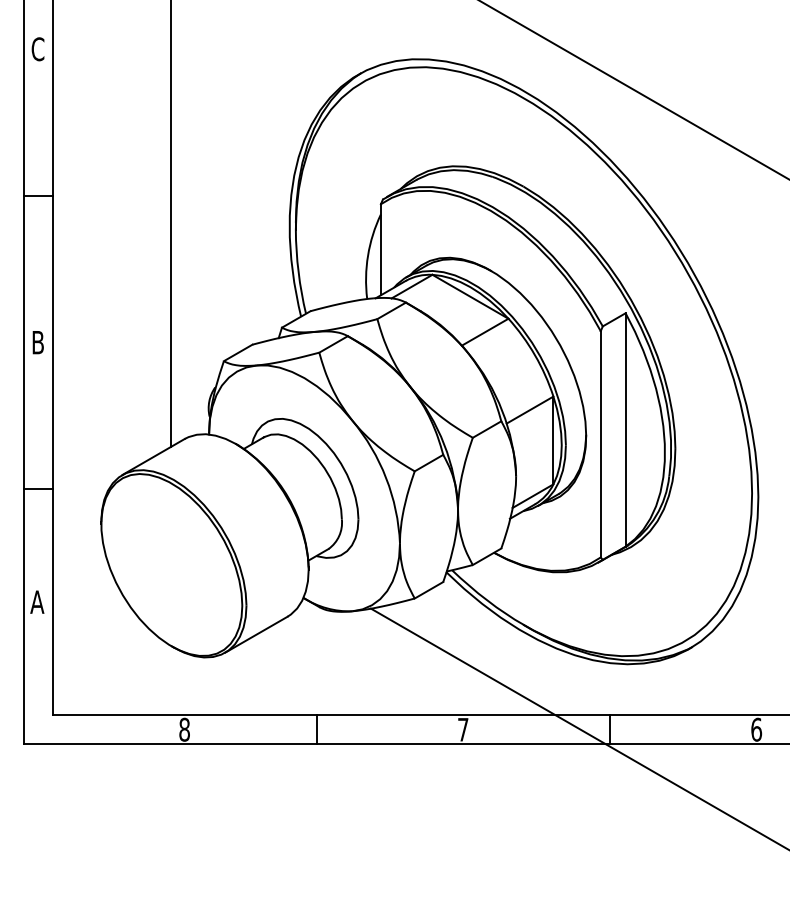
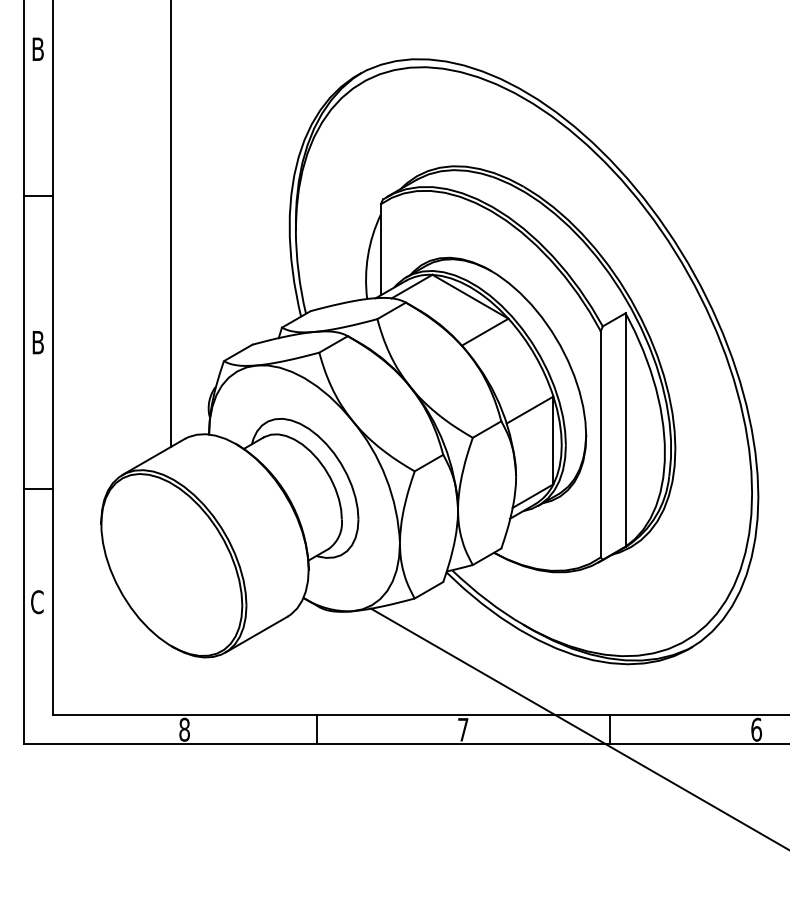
text: C -> B (37, 49)
line: present -> none (633, 89)
text: A -> C (37, 602)
